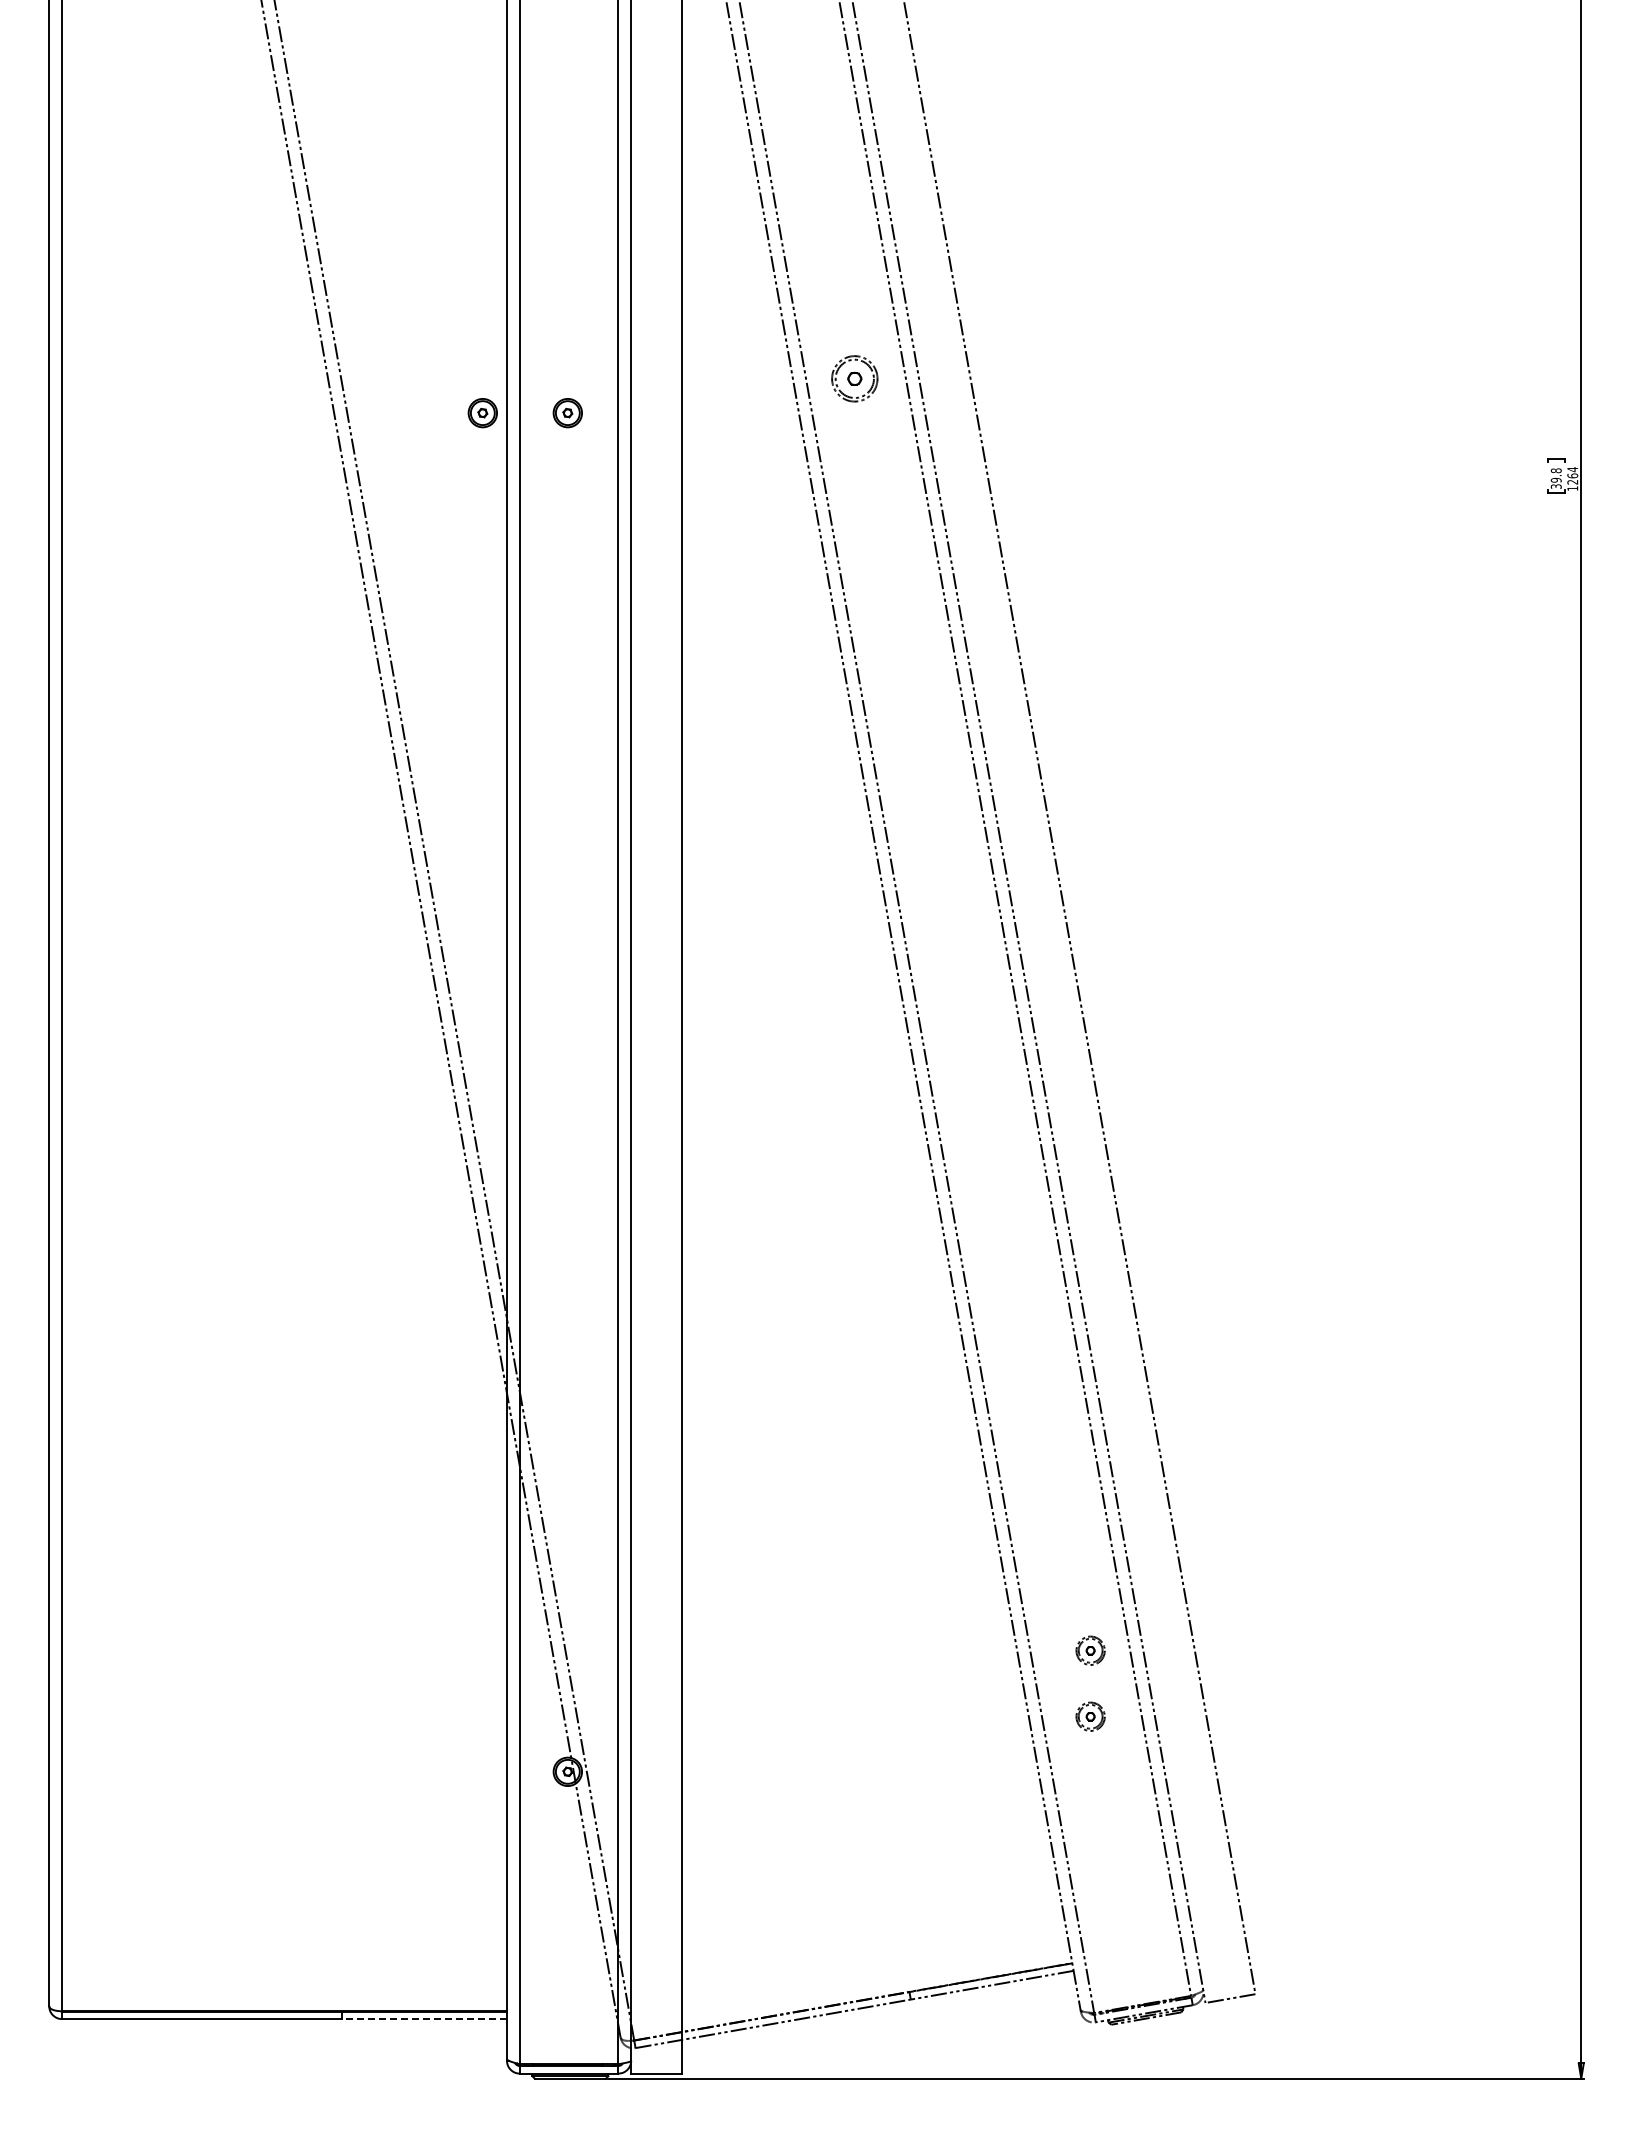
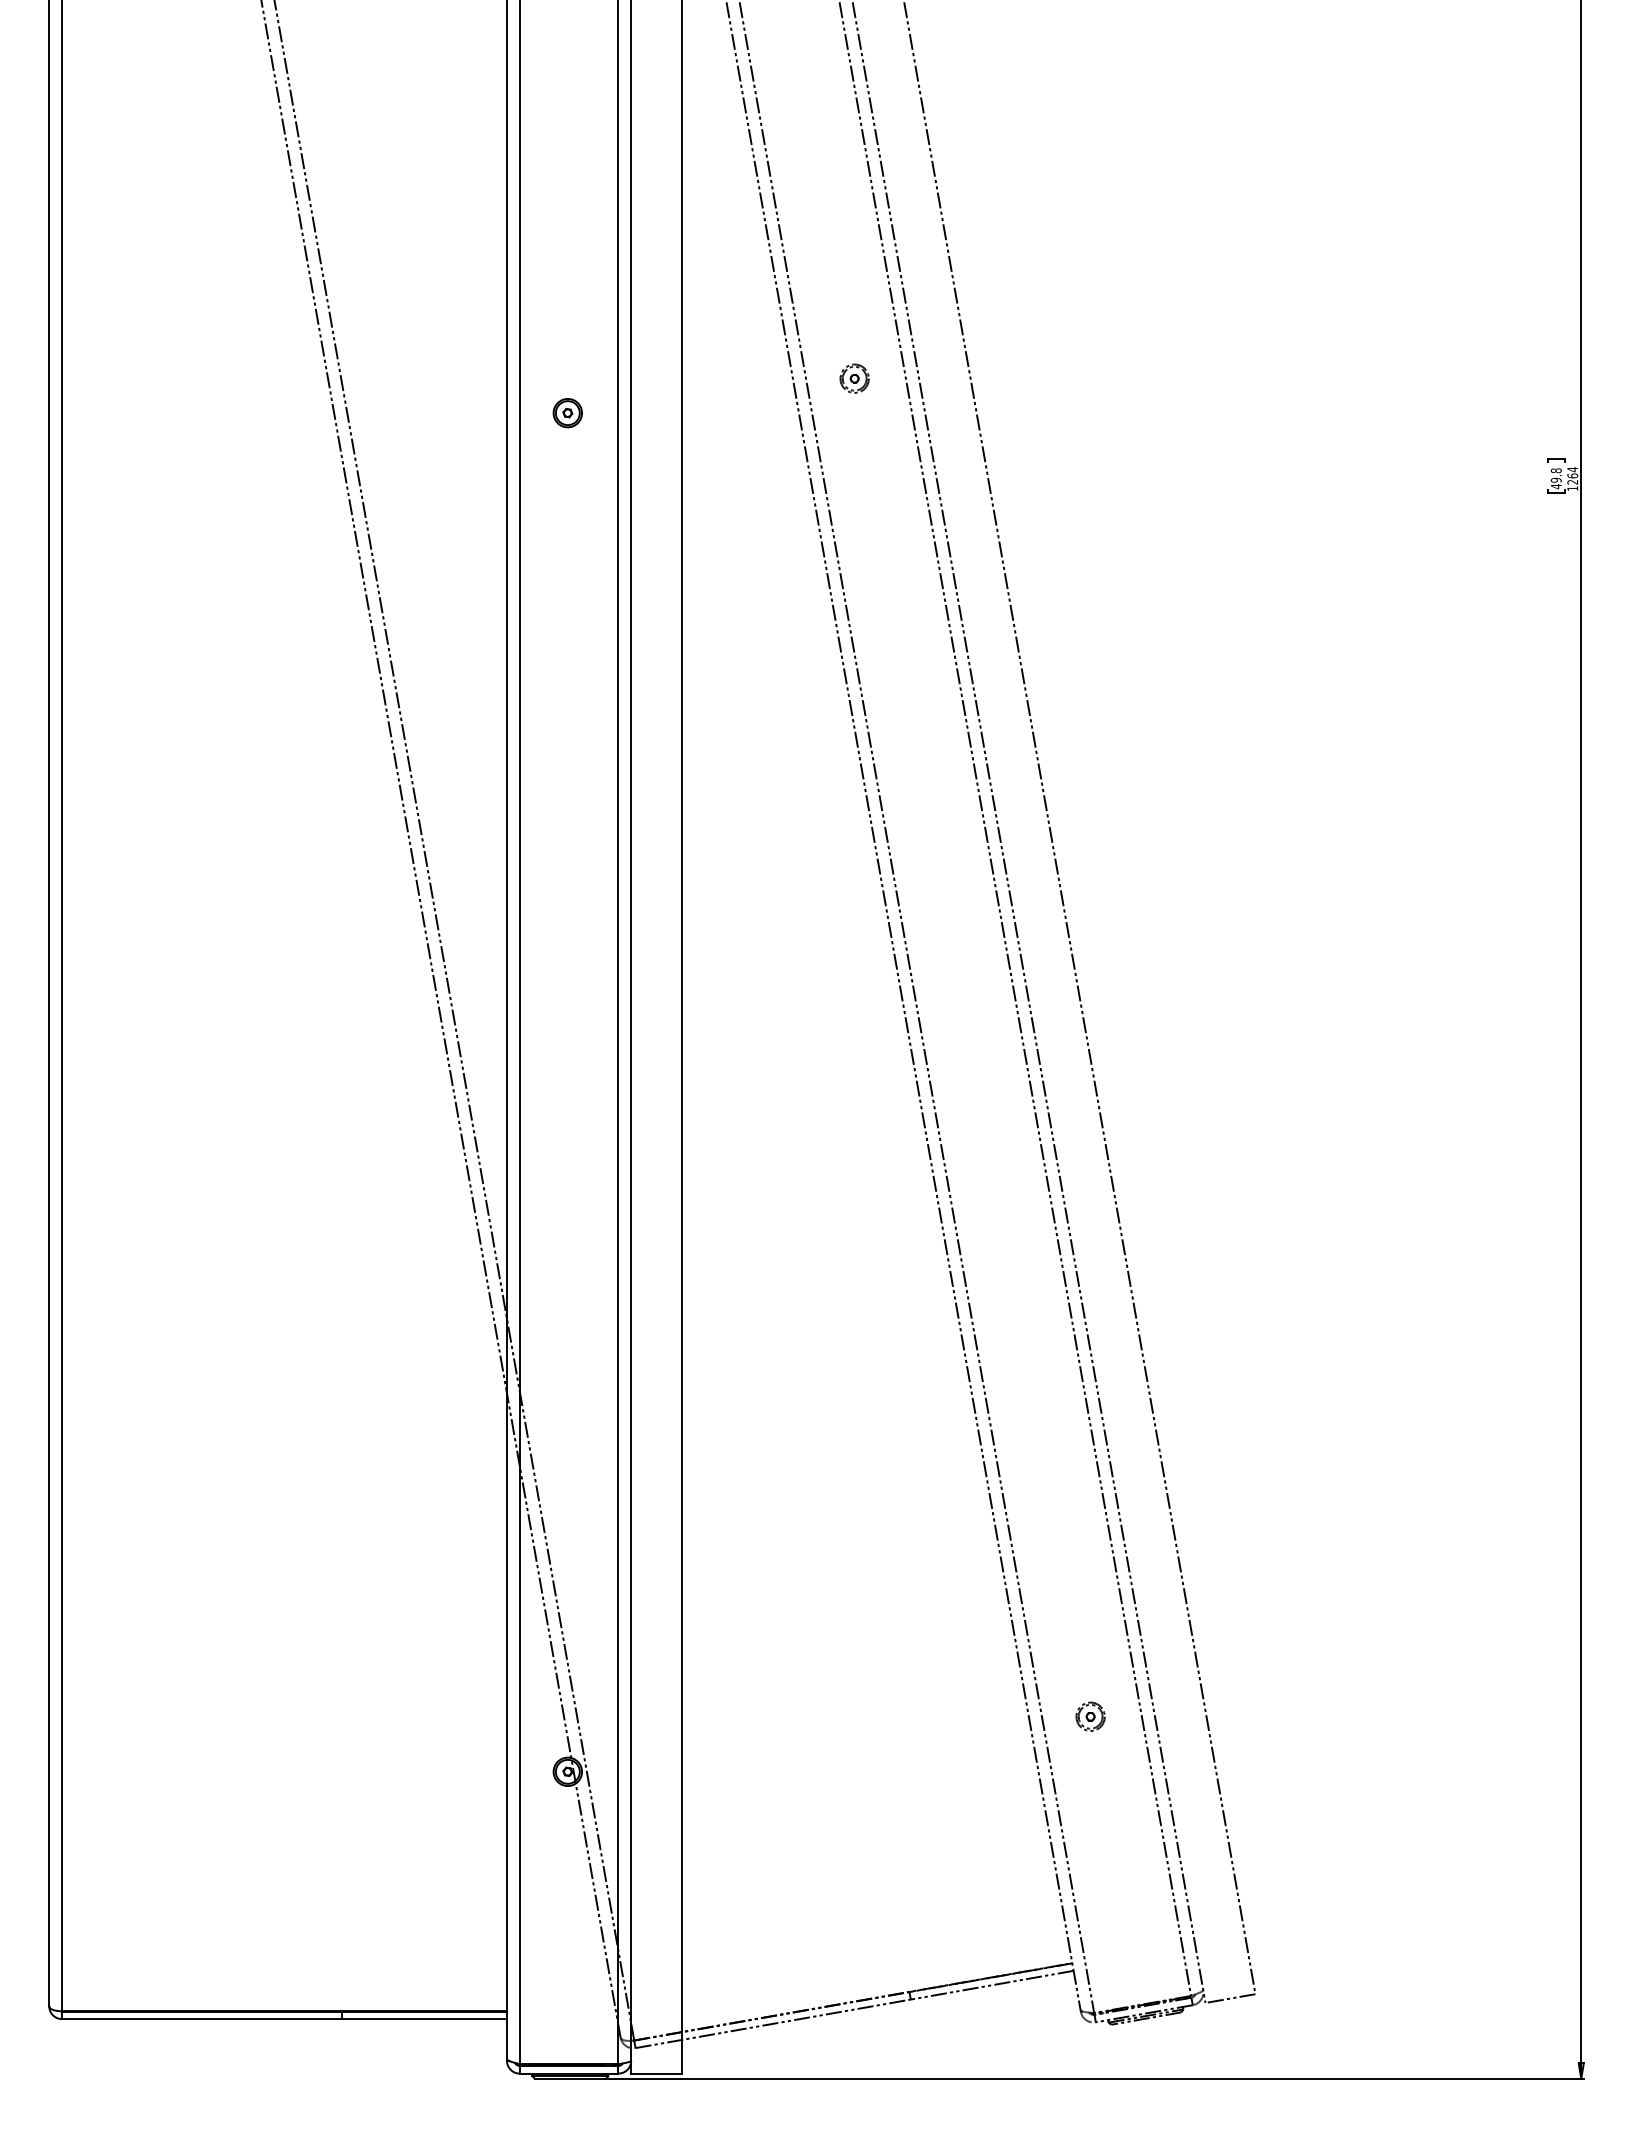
part size: 48x48 px -> 31x31 px (854, 378)
part: present -> none (482, 413)
text: 39.8 -> 49.8 (1555, 486)
part: present -> none (1090, 1650)
line: dashed -> solid (424, 2019)
